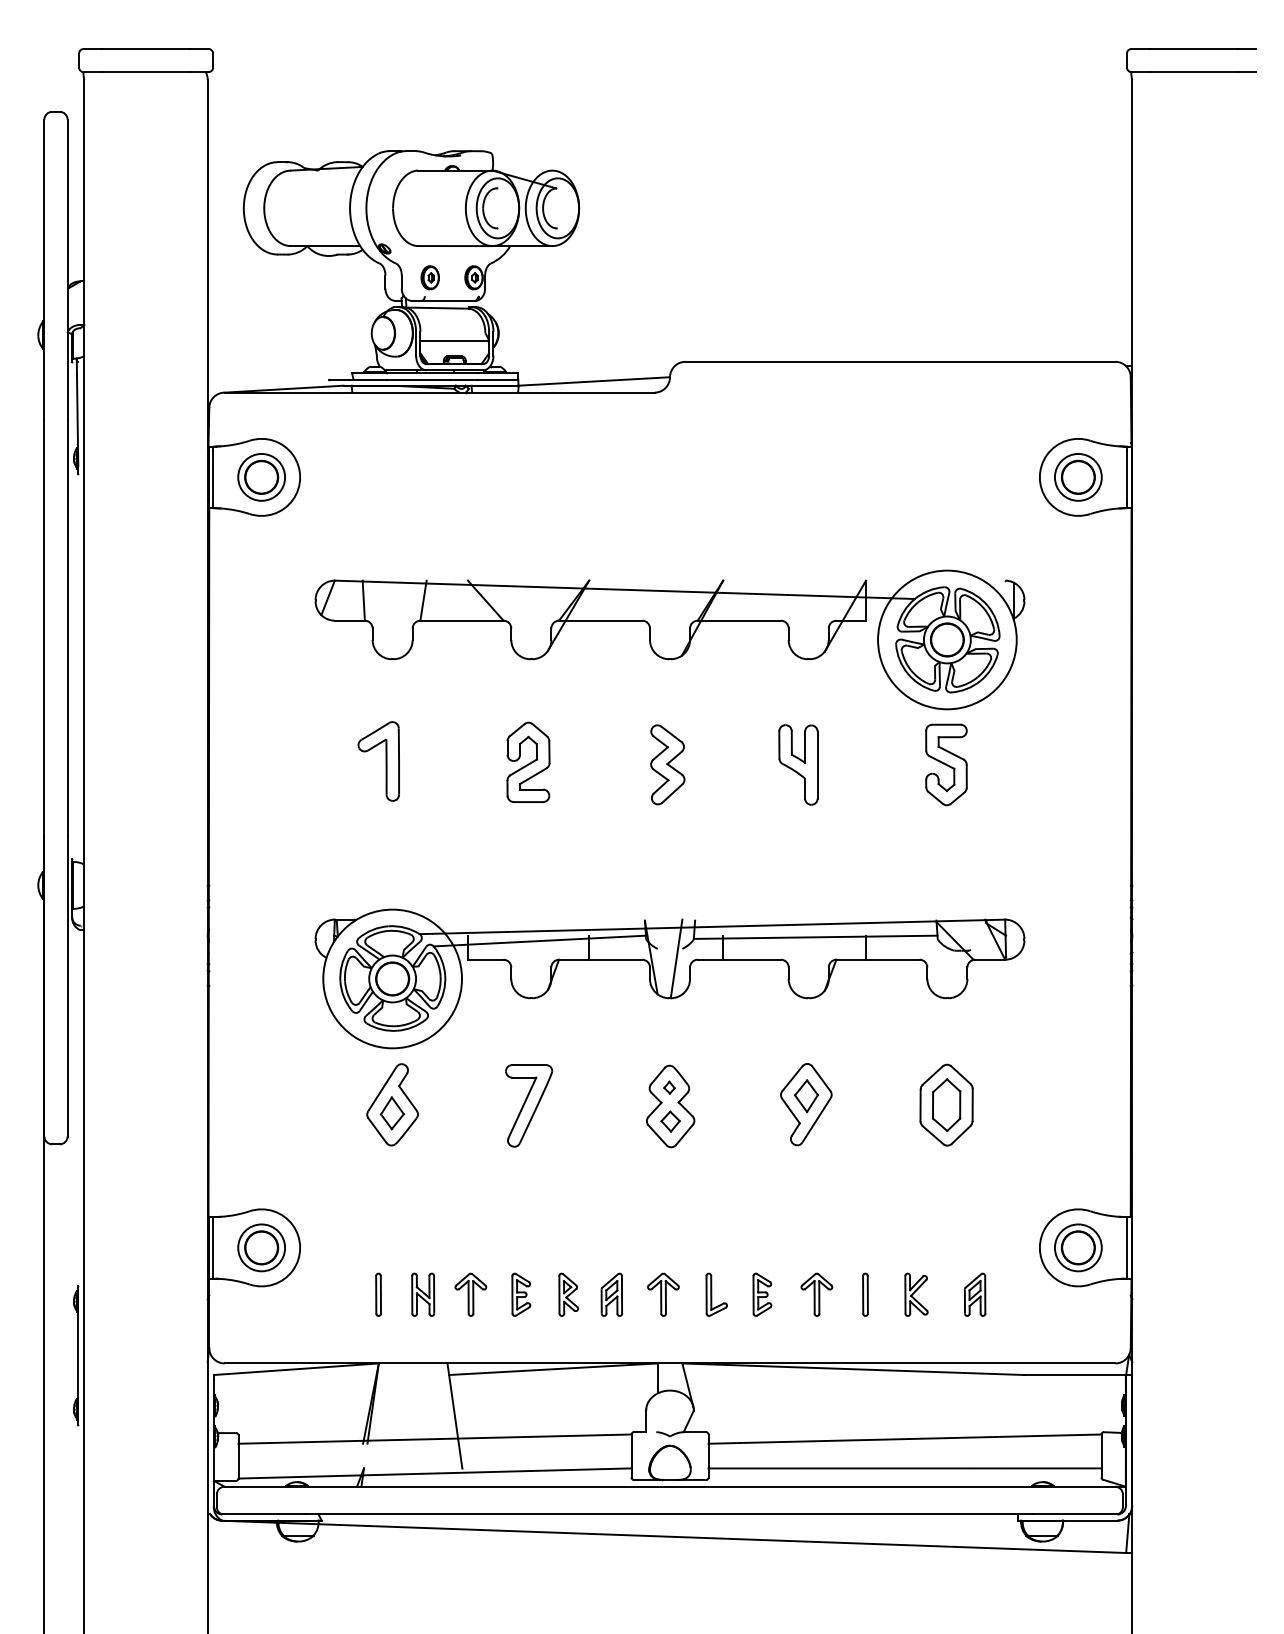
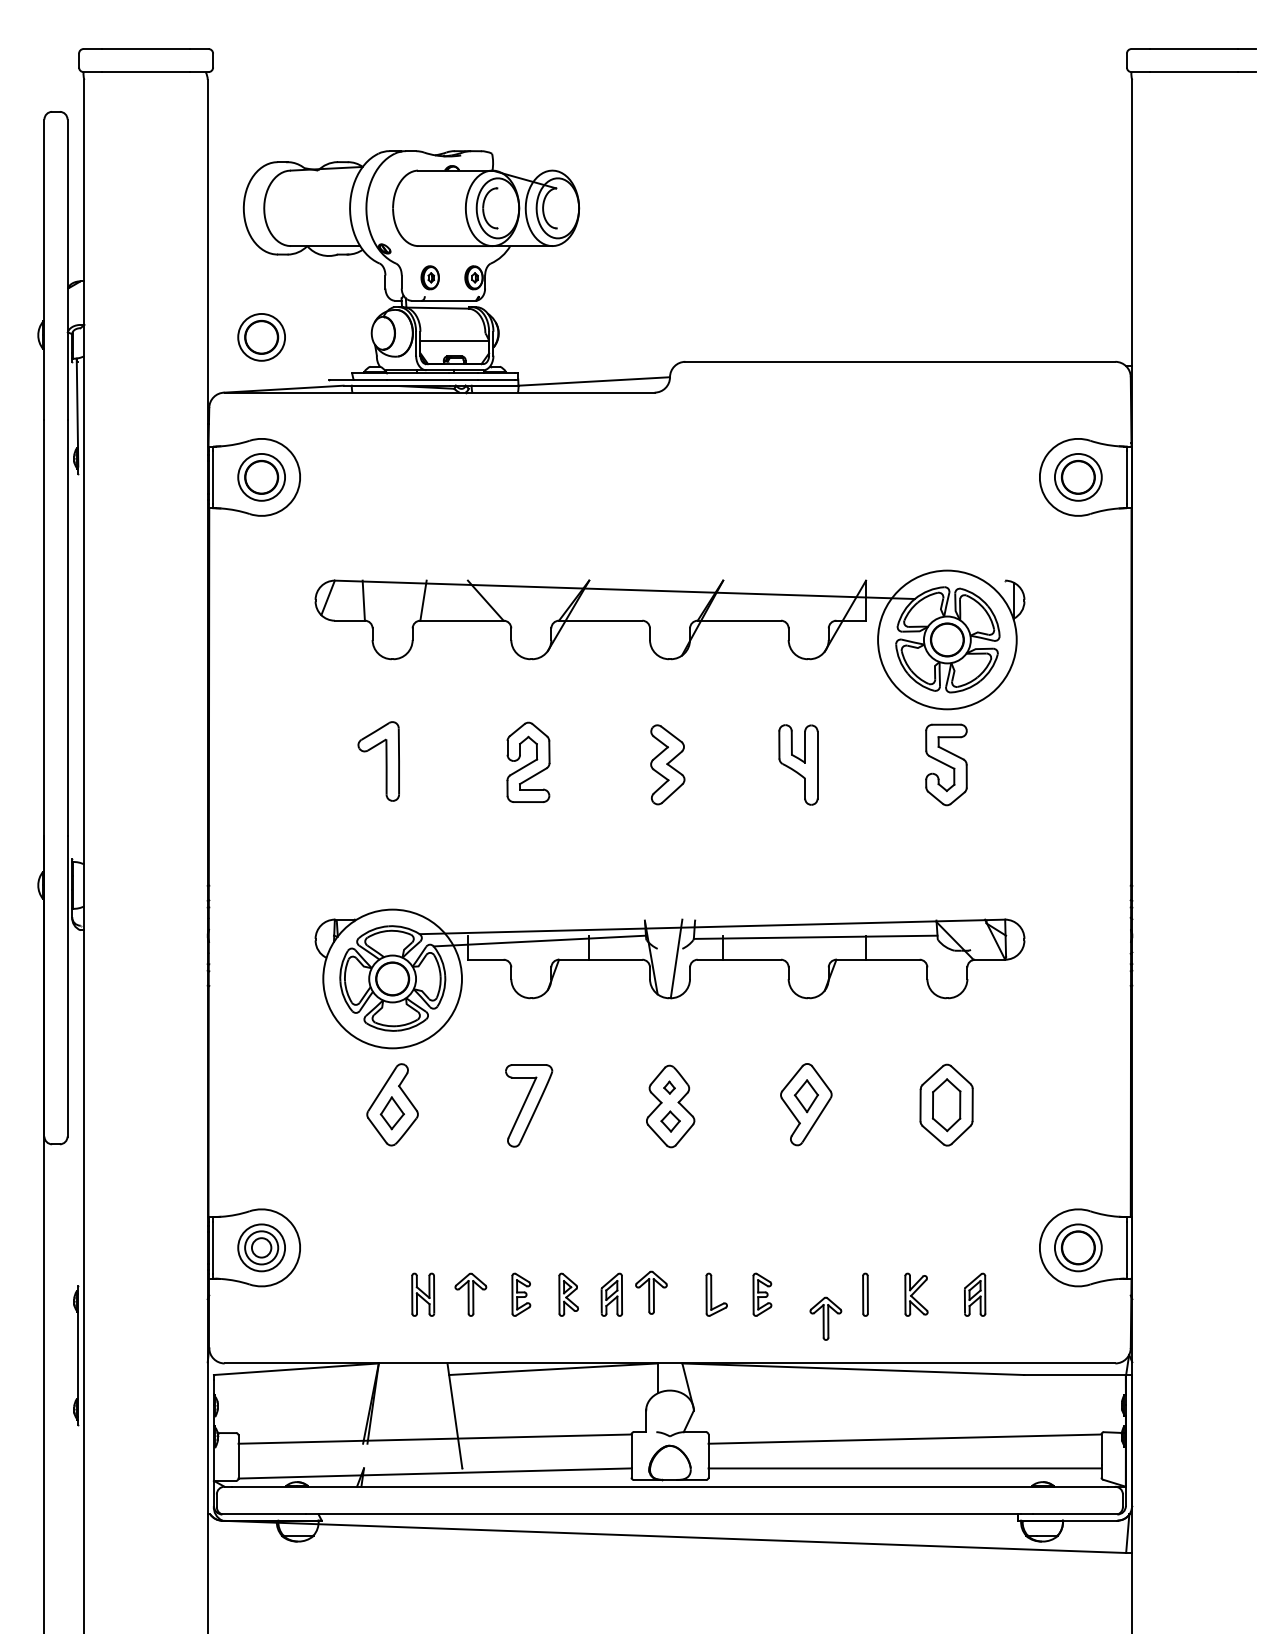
part: none -> present (261, 337)
circle diameter: 32 px -> 19 px (261, 1247)
part: present -> none (378, 1294)
part position: (663, 1294) -> (651, 1292) (651, 1292)
part position: (816, 1294) -> (825, 1318) (825, 1318)
